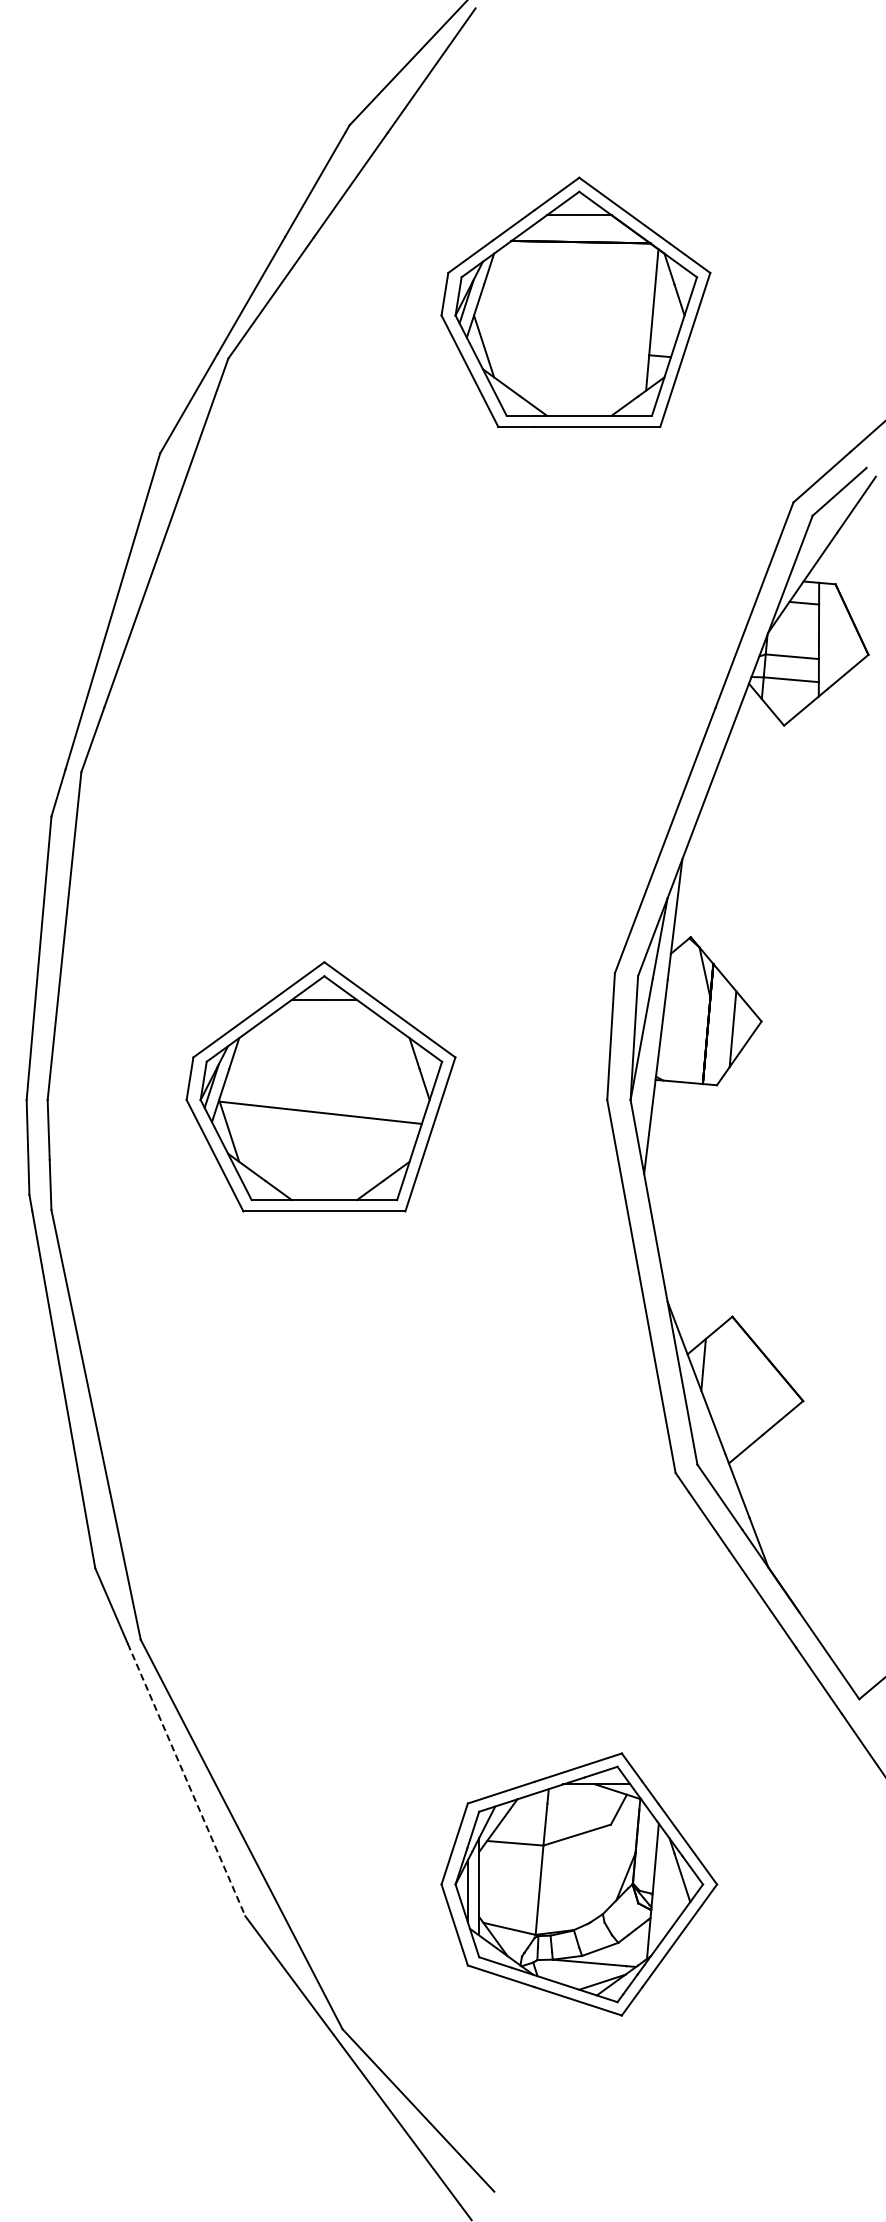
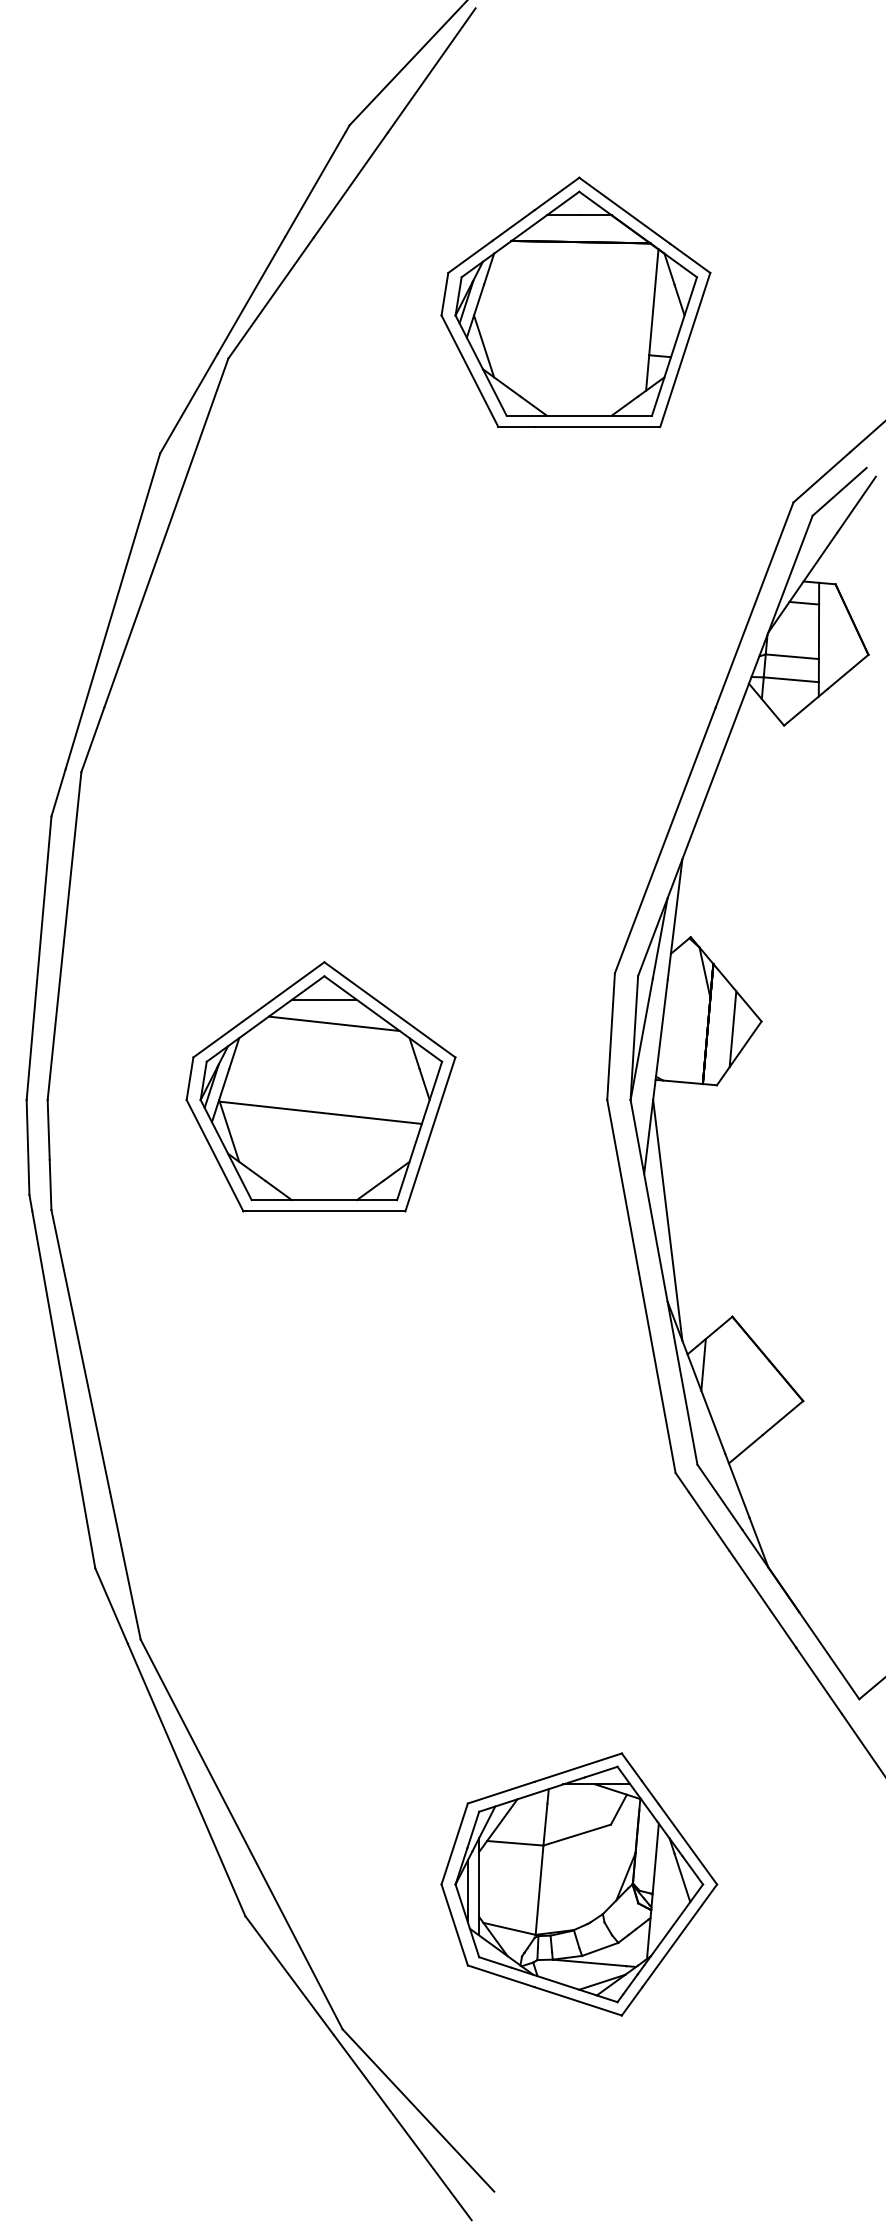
line: none -> present (333, 1023)
line: none -> present (667, 1220)
line: dashed -> solid (186, 1780)
